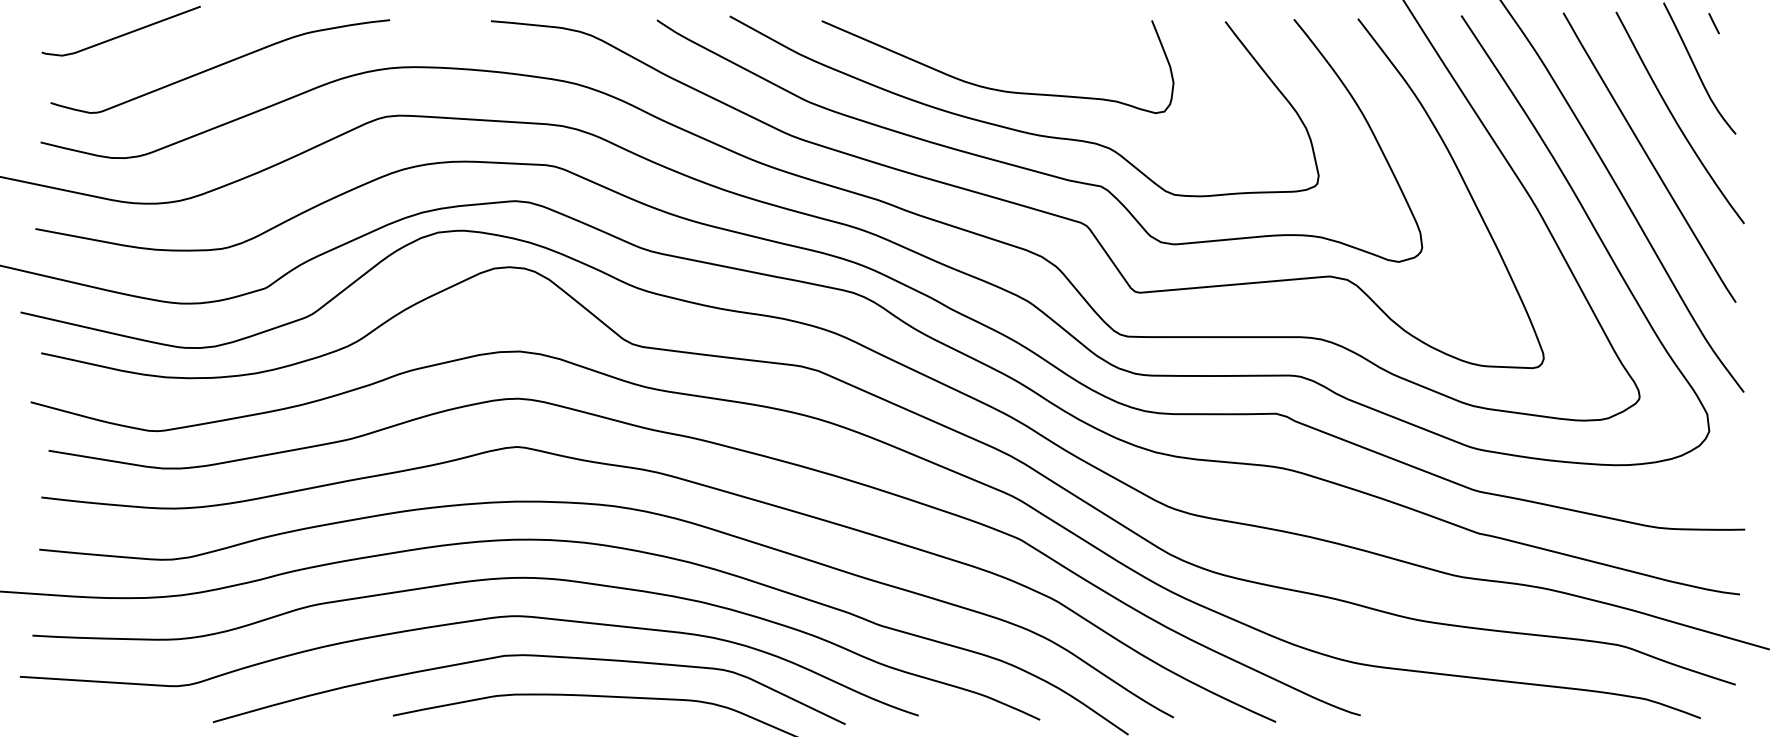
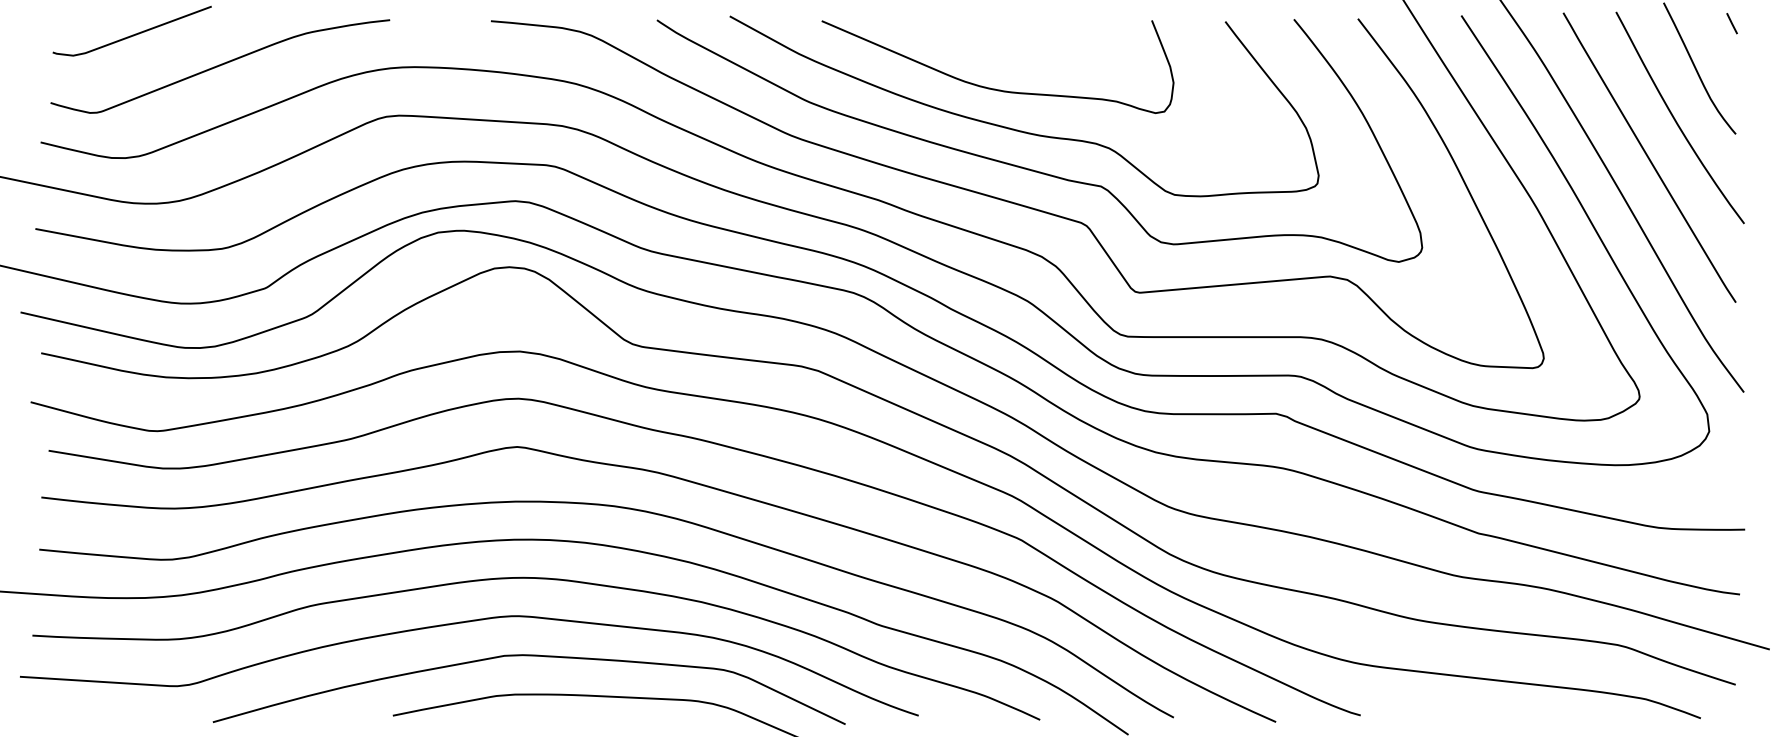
line position: (1713, 23) -> (1731, 23) (1731, 23)
line position: (121, 34) -> (132, 34) (132, 34)
